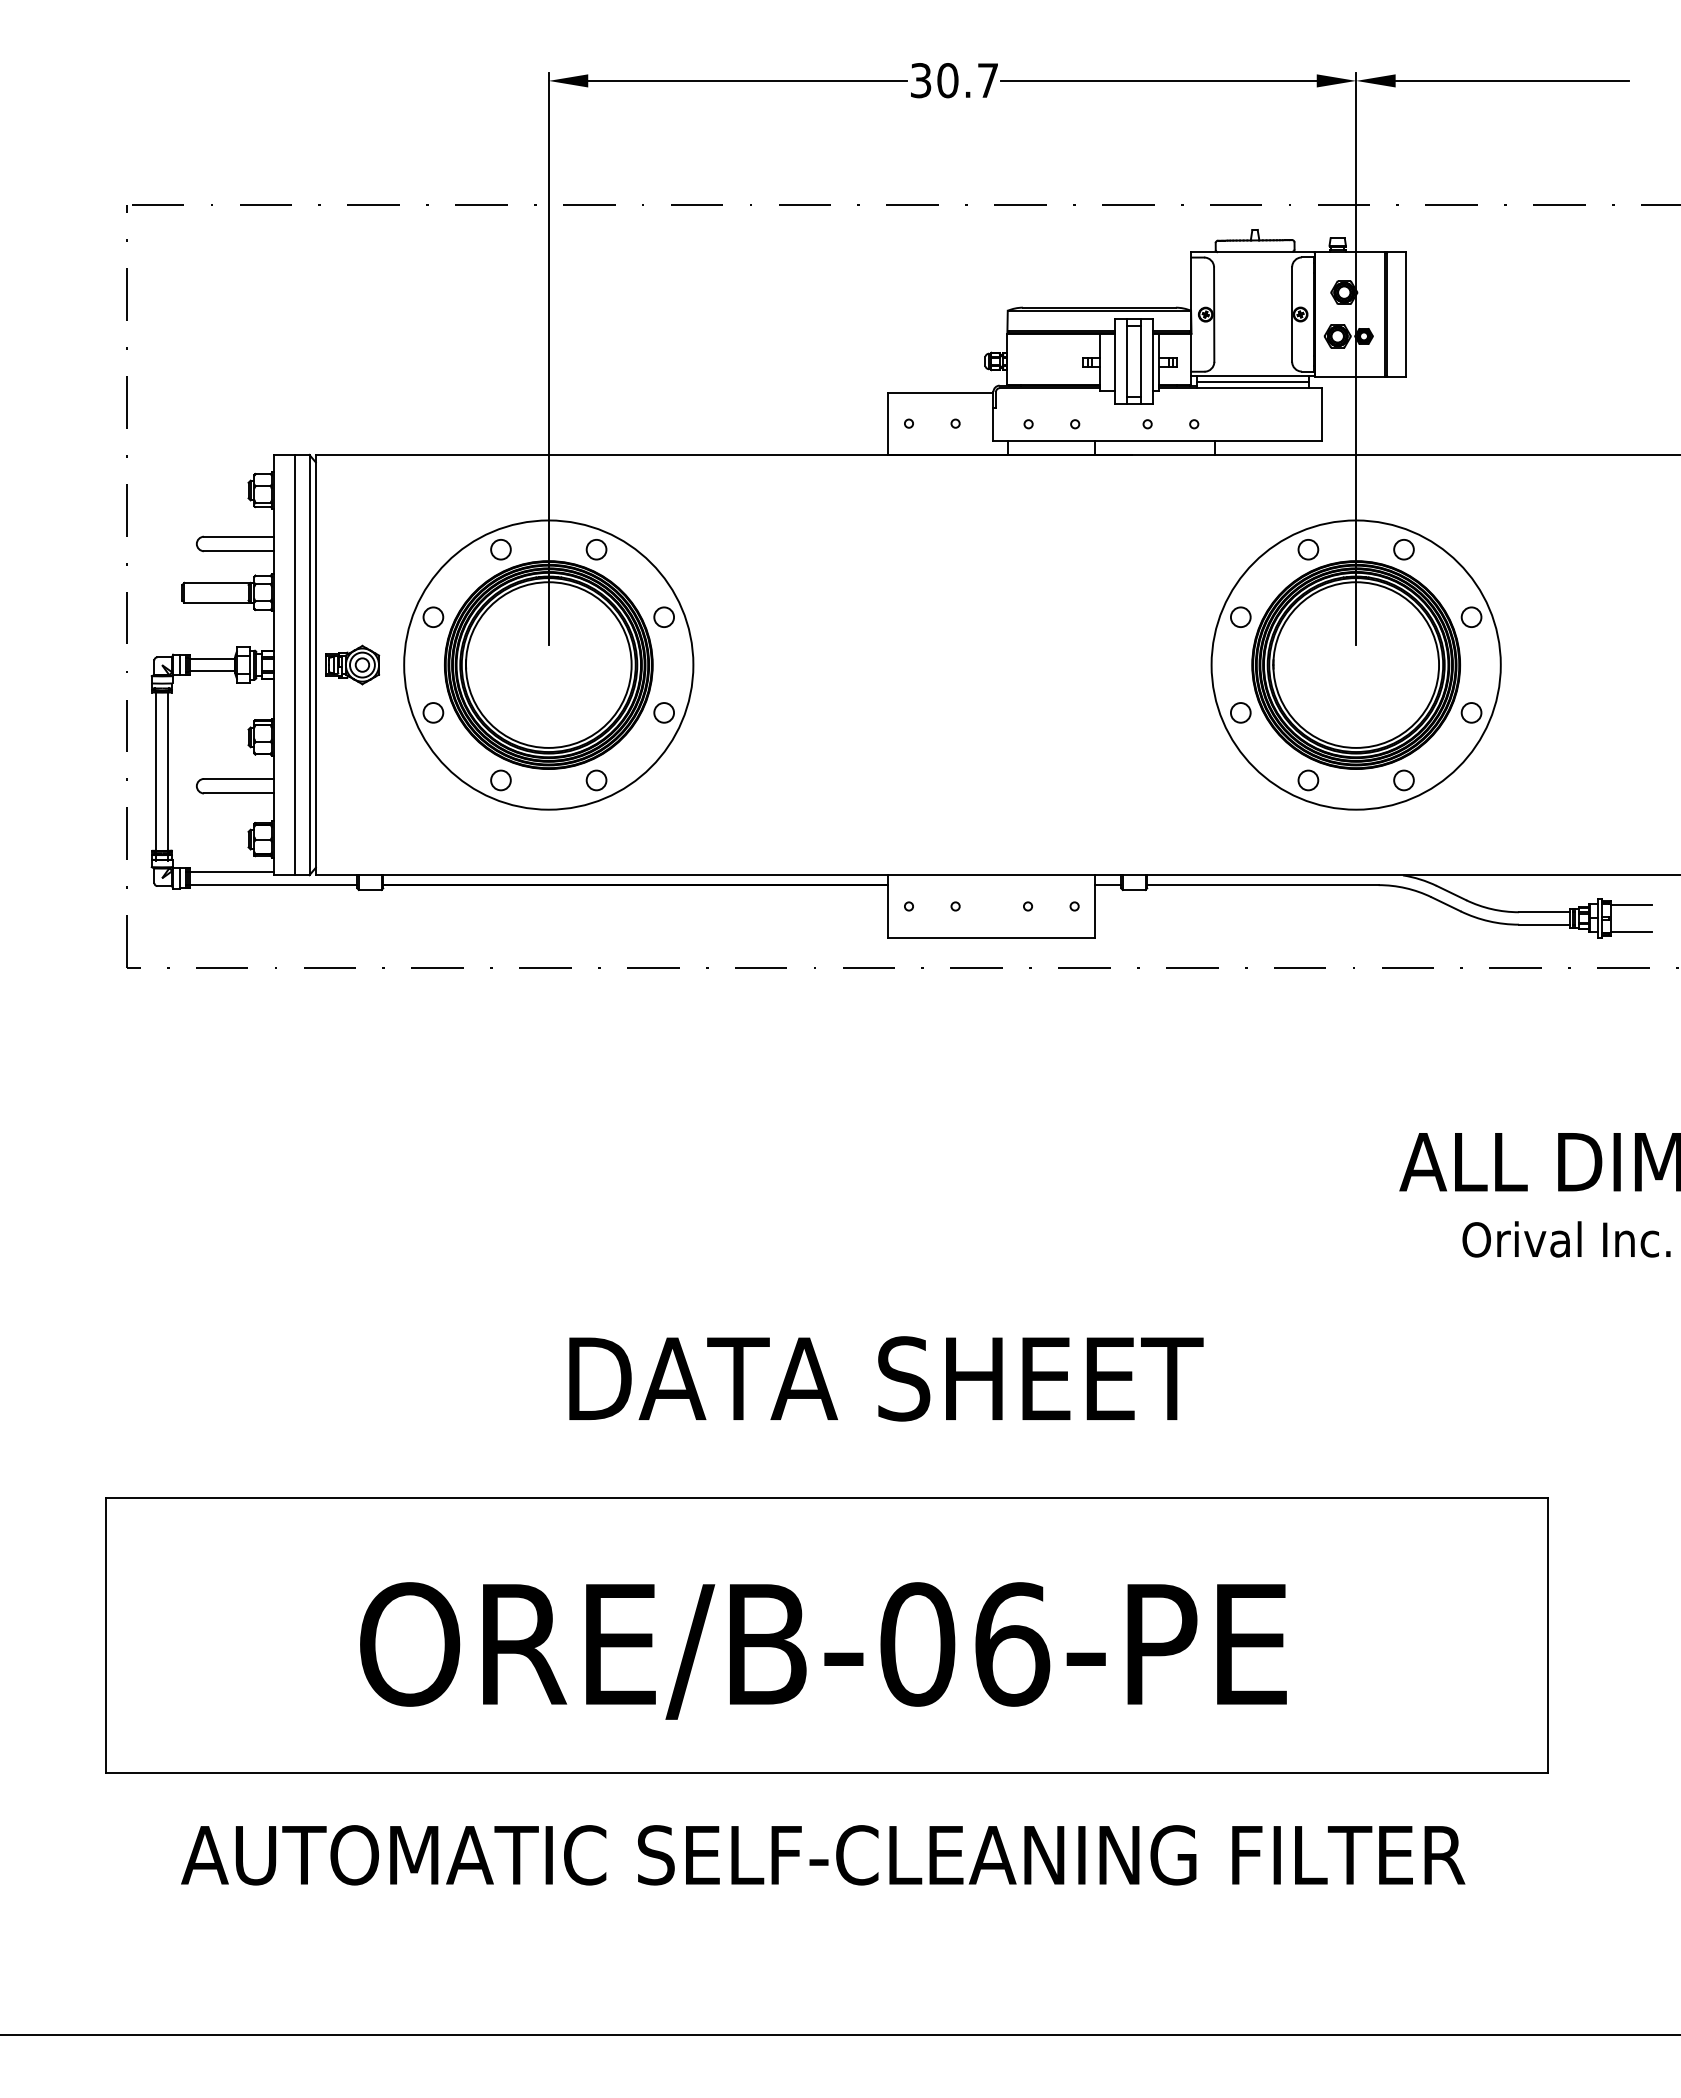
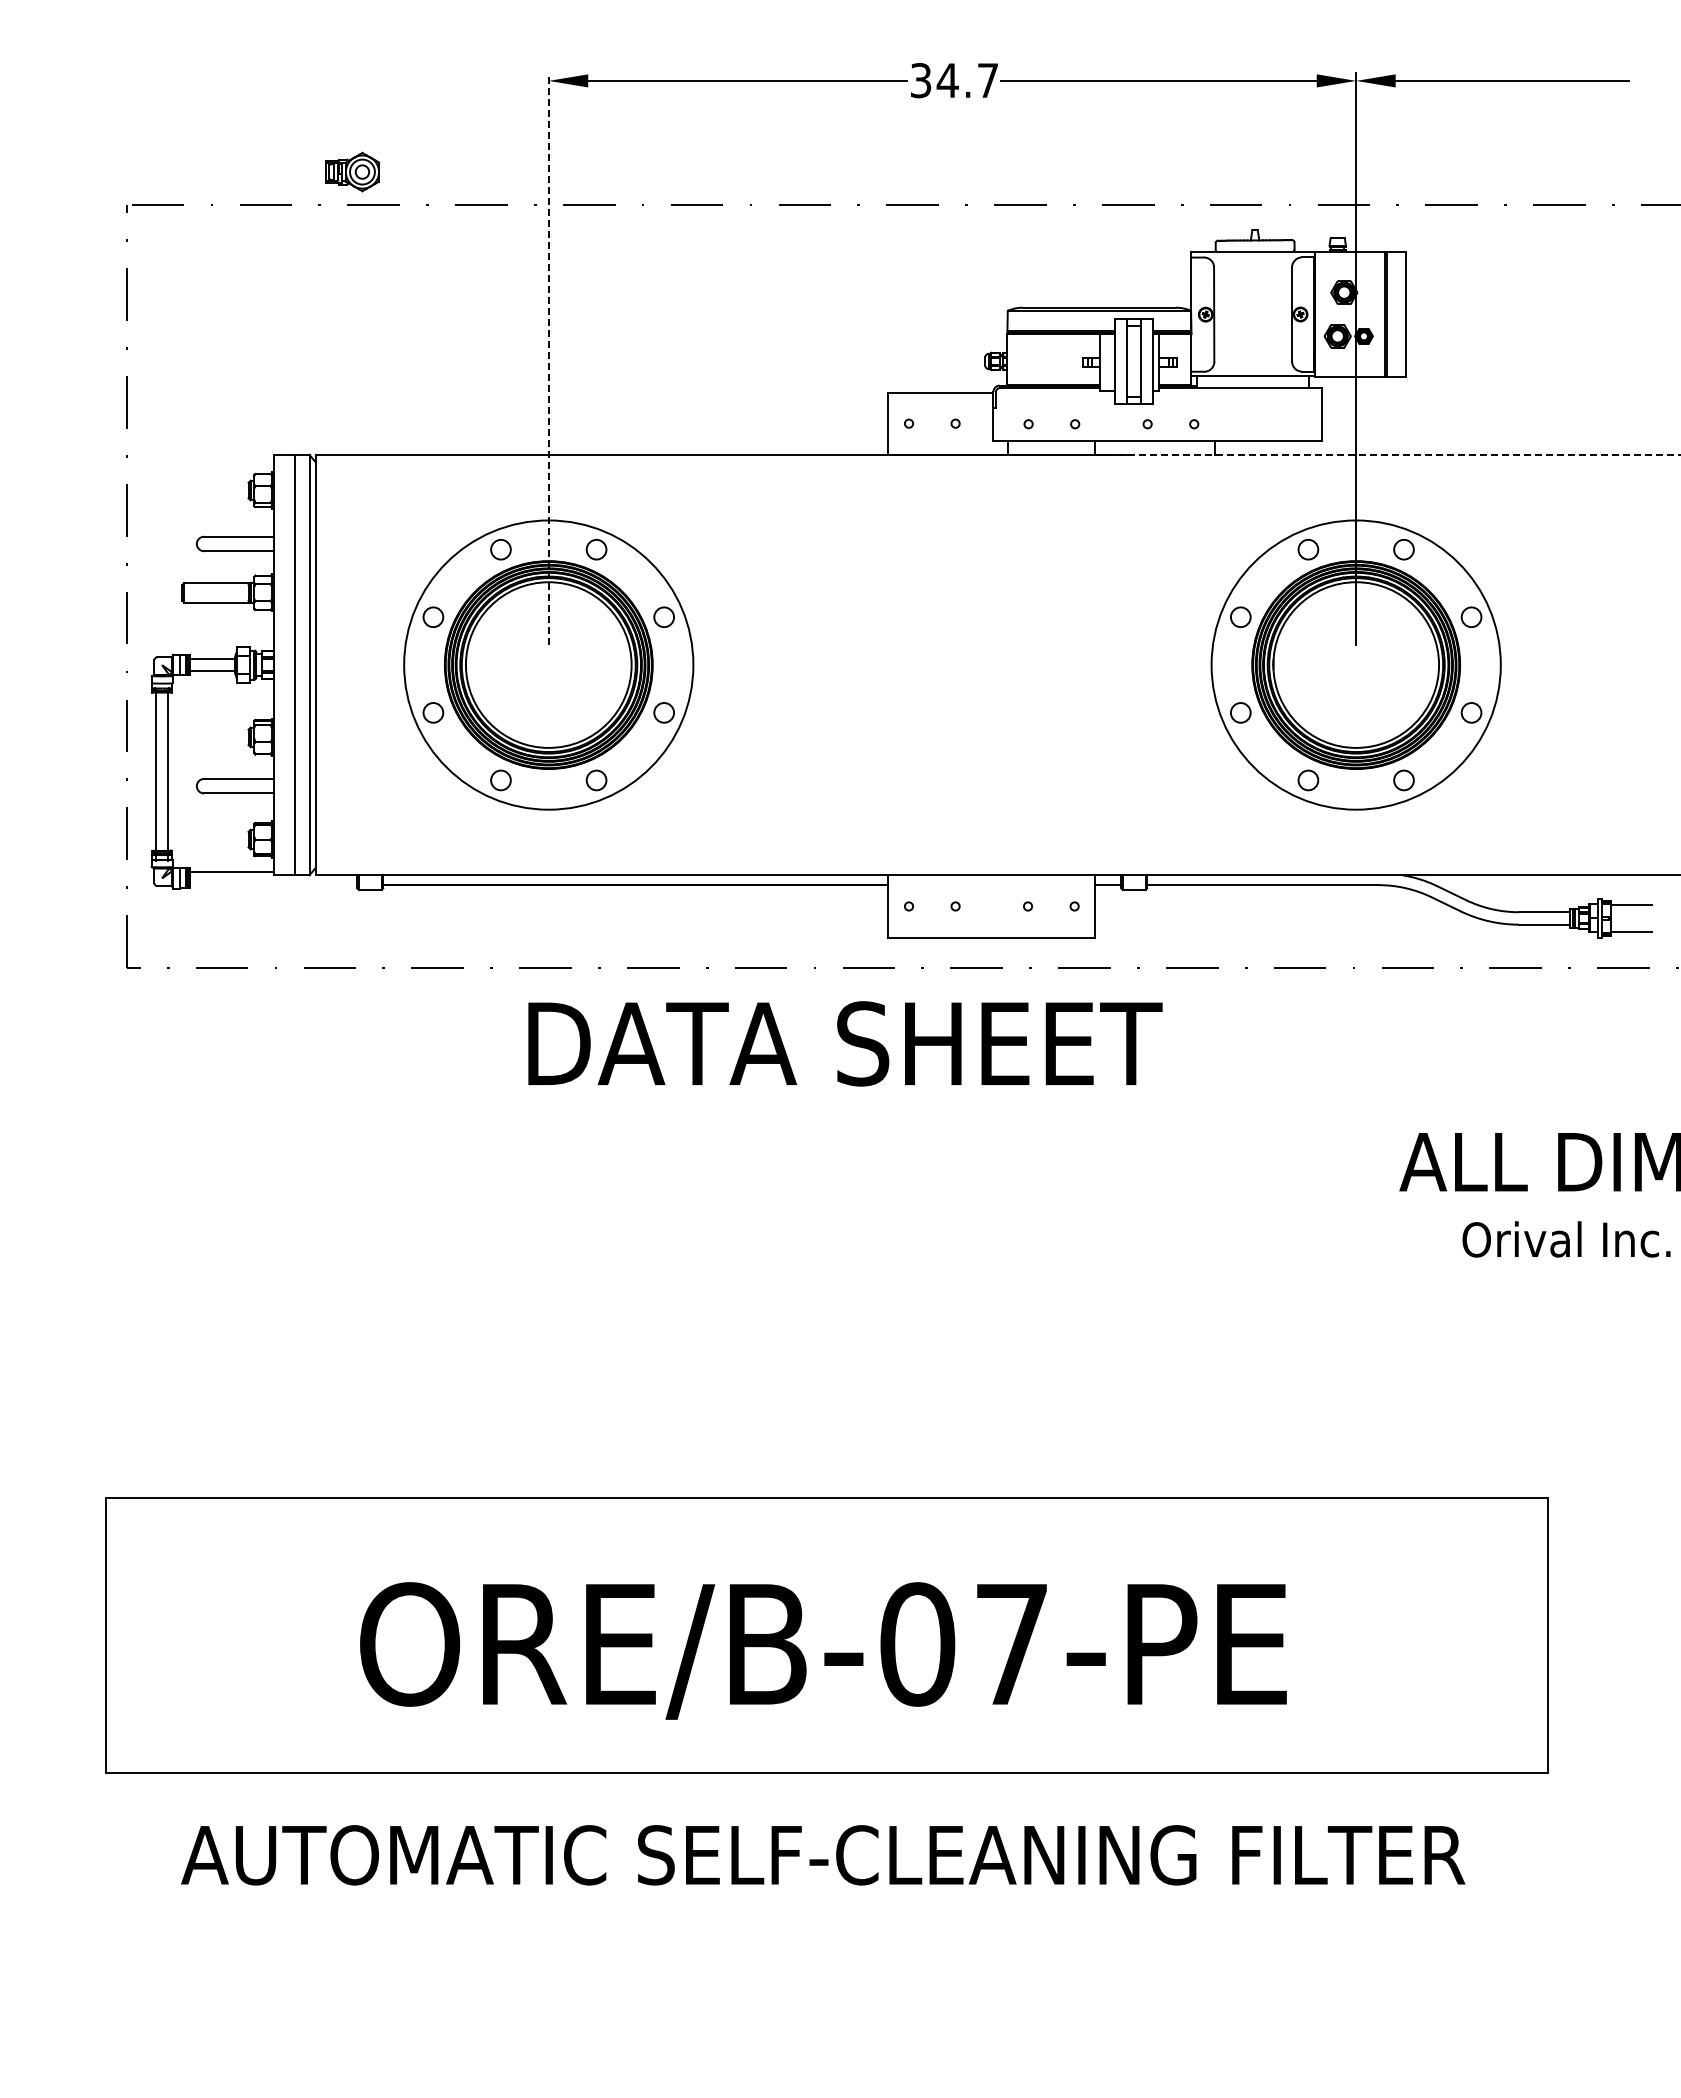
text: 30.7 -> 34.7 (947, 80)
line: solid -> dashed (548, 358)
line: present -> none (1253, 381)
line: solid -> dashed (1388, 454)
part position: (352, 664) -> (352, 171) (352, 171)
line: present -> none (273, 885)
text position: (886, 1378) -> (845, 1043) (845, 1043)
text: ORE/B-06-PE -> ORE/B-07-PE (1012, 1644)
line: present -> none (839, 2035)
